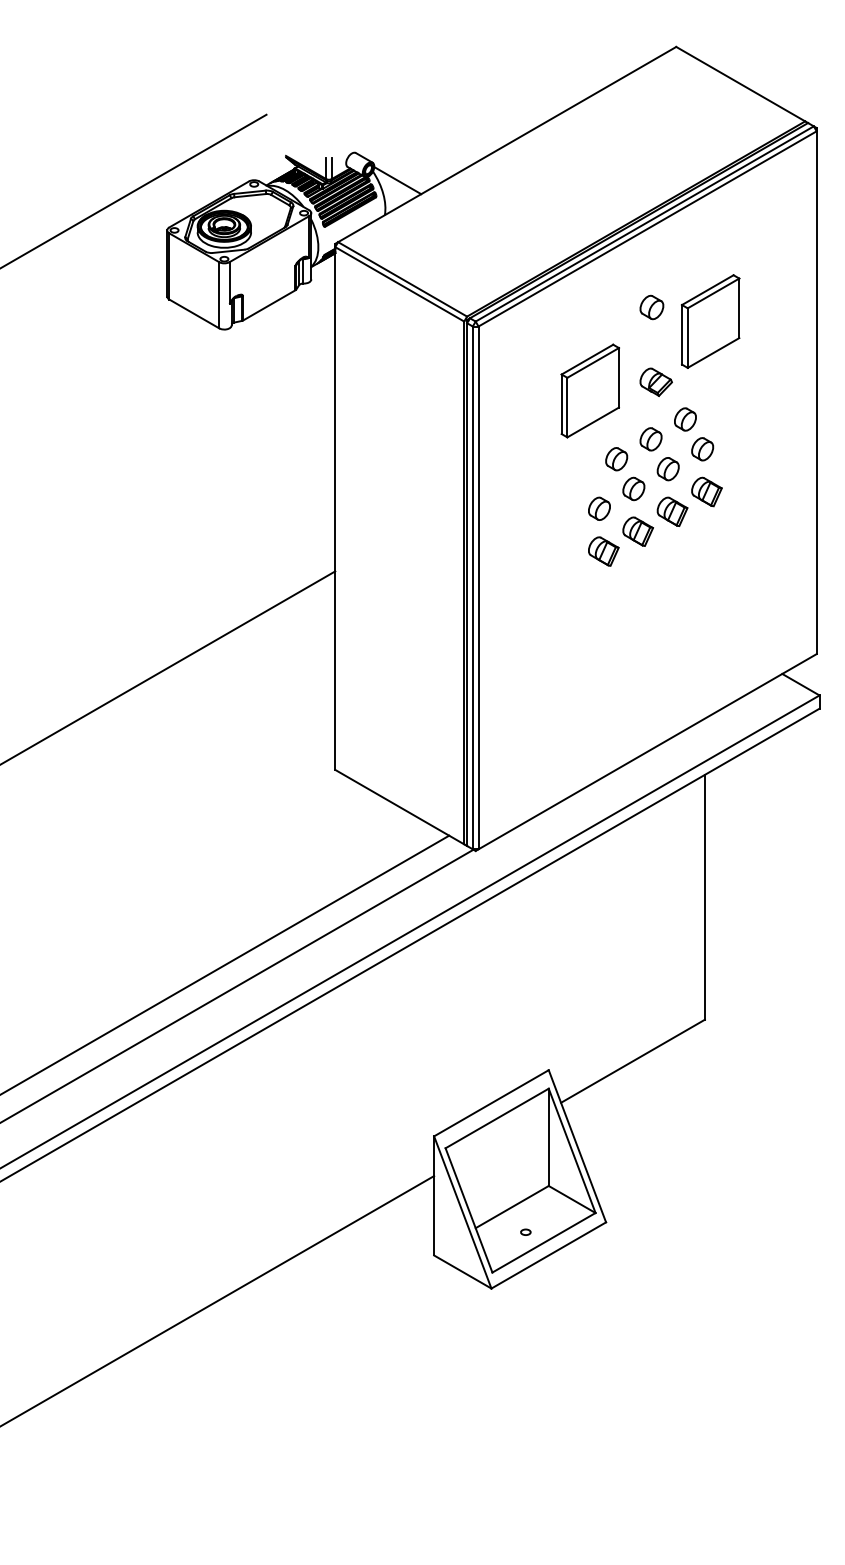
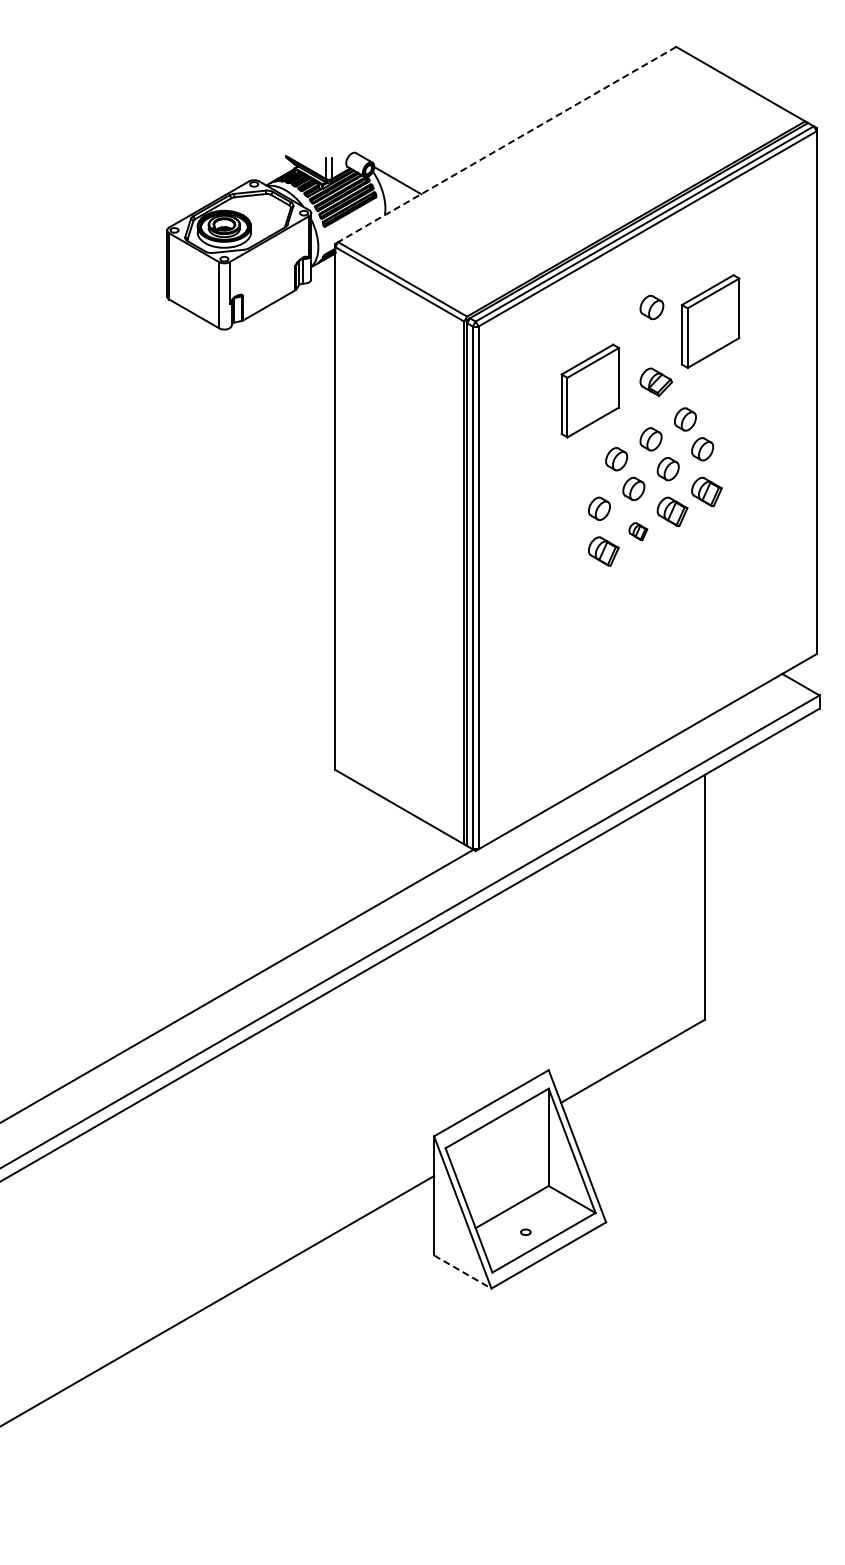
line: solid -> dashed (506, 144)
line: present -> none (134, 190)
part size: 33x31 px -> 21x20 px (638, 531)
line: present -> none (168, 667)
line: present -> none (225, 964)
line: solid -> dashed (463, 1272)
